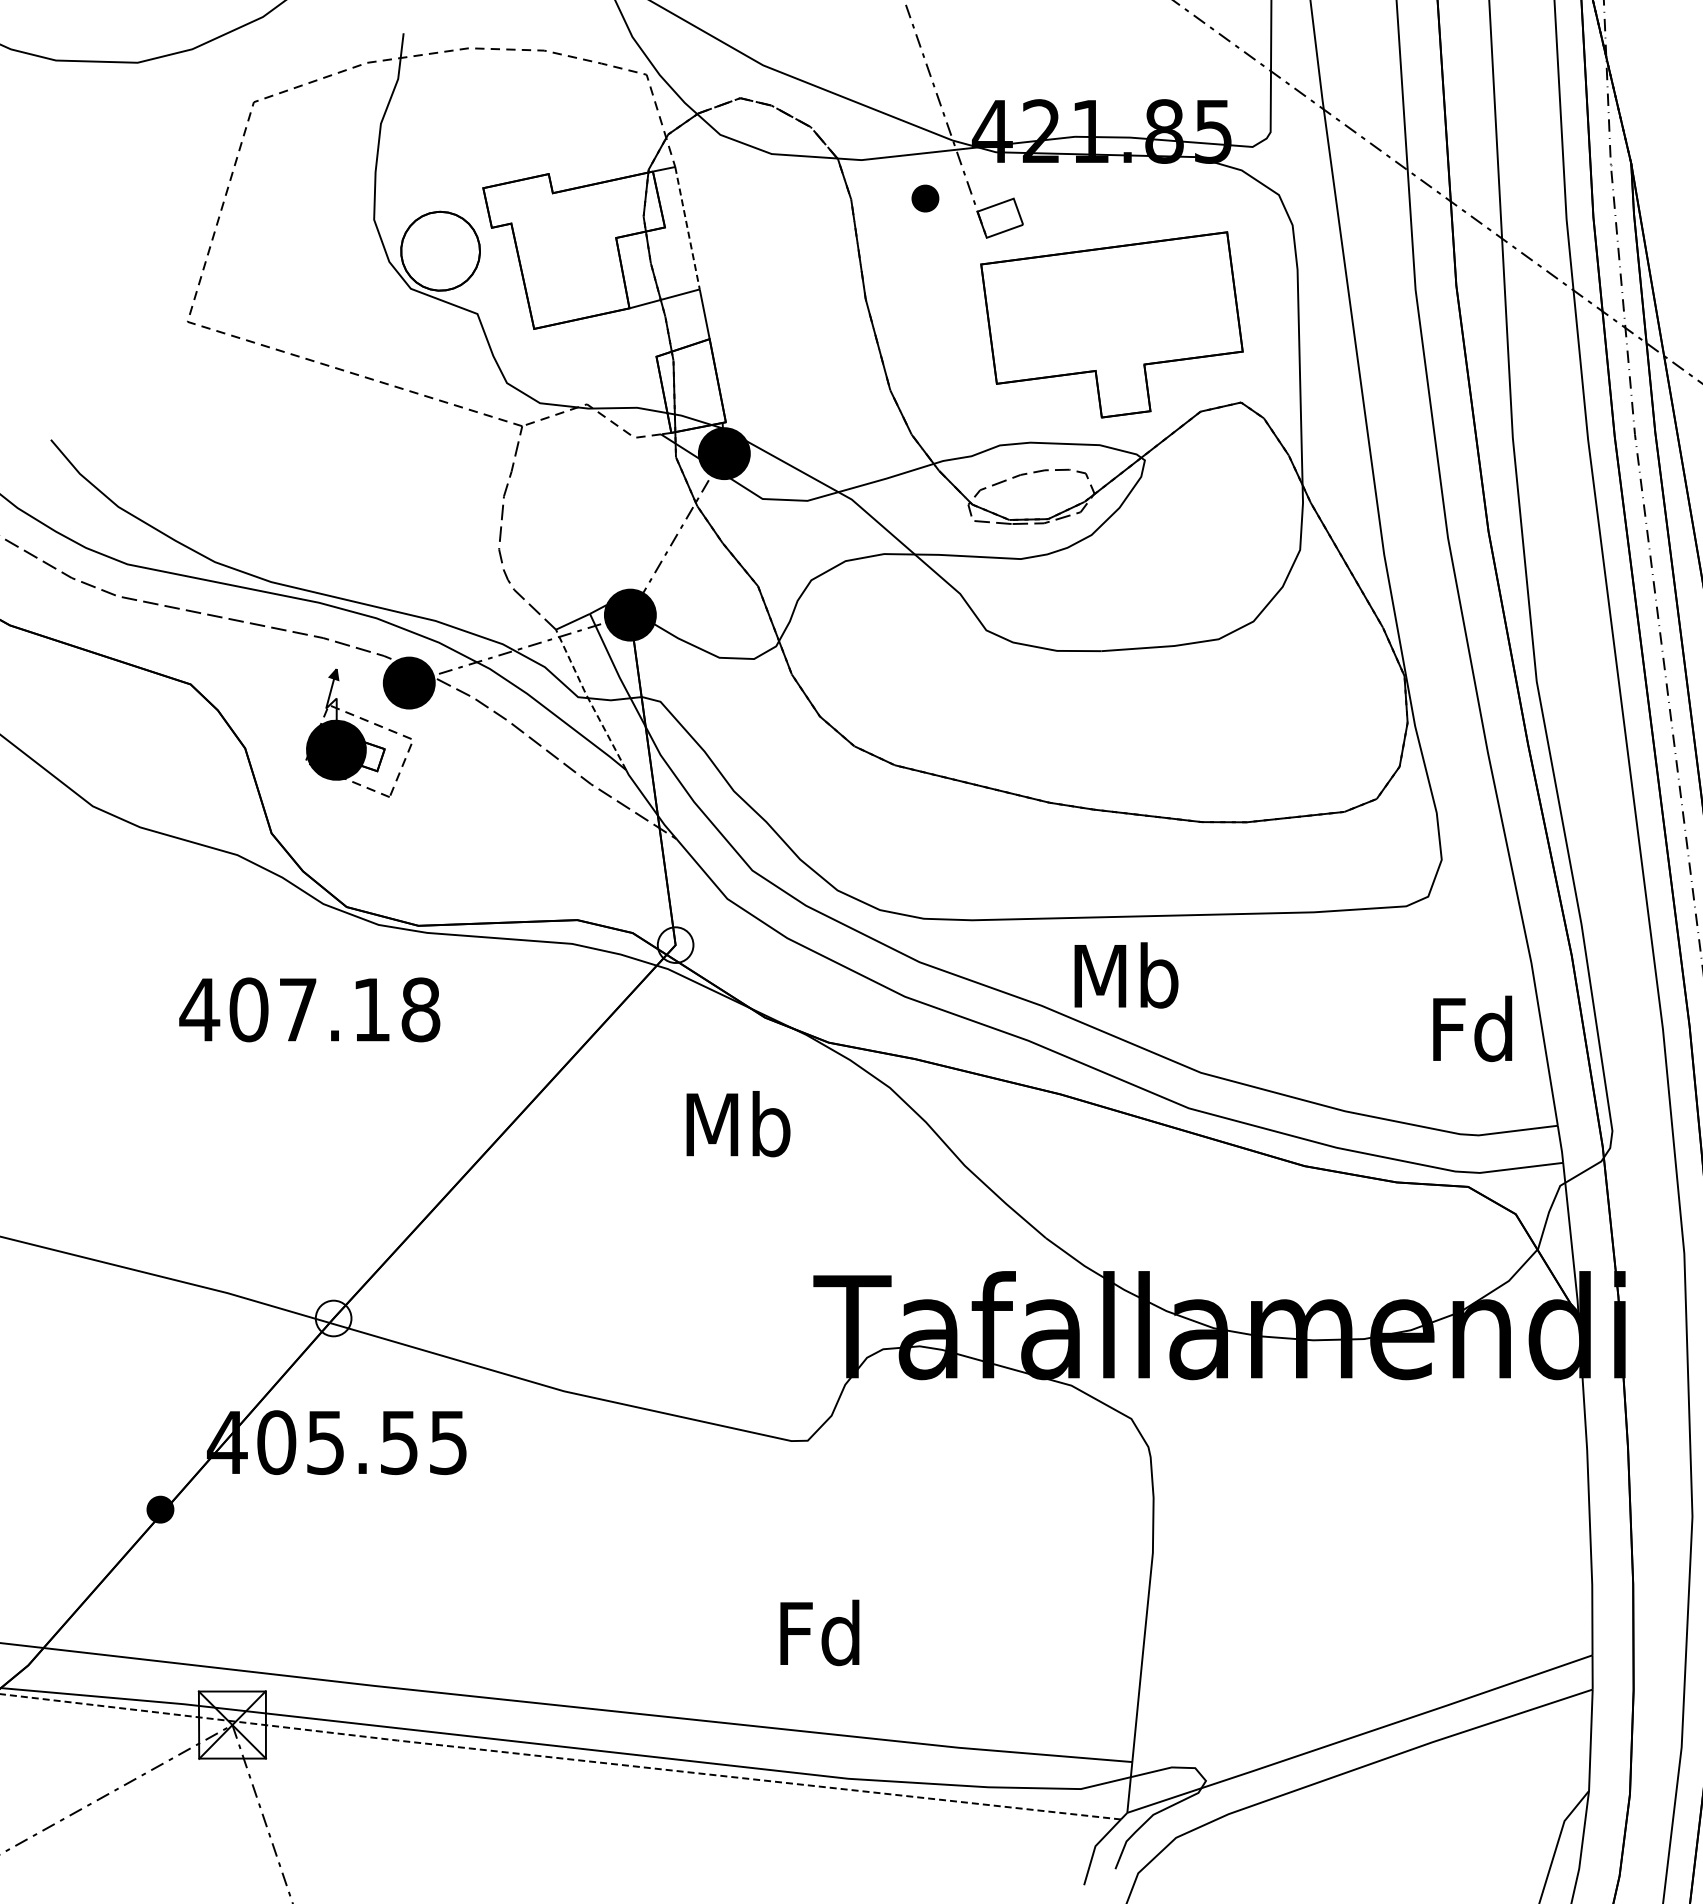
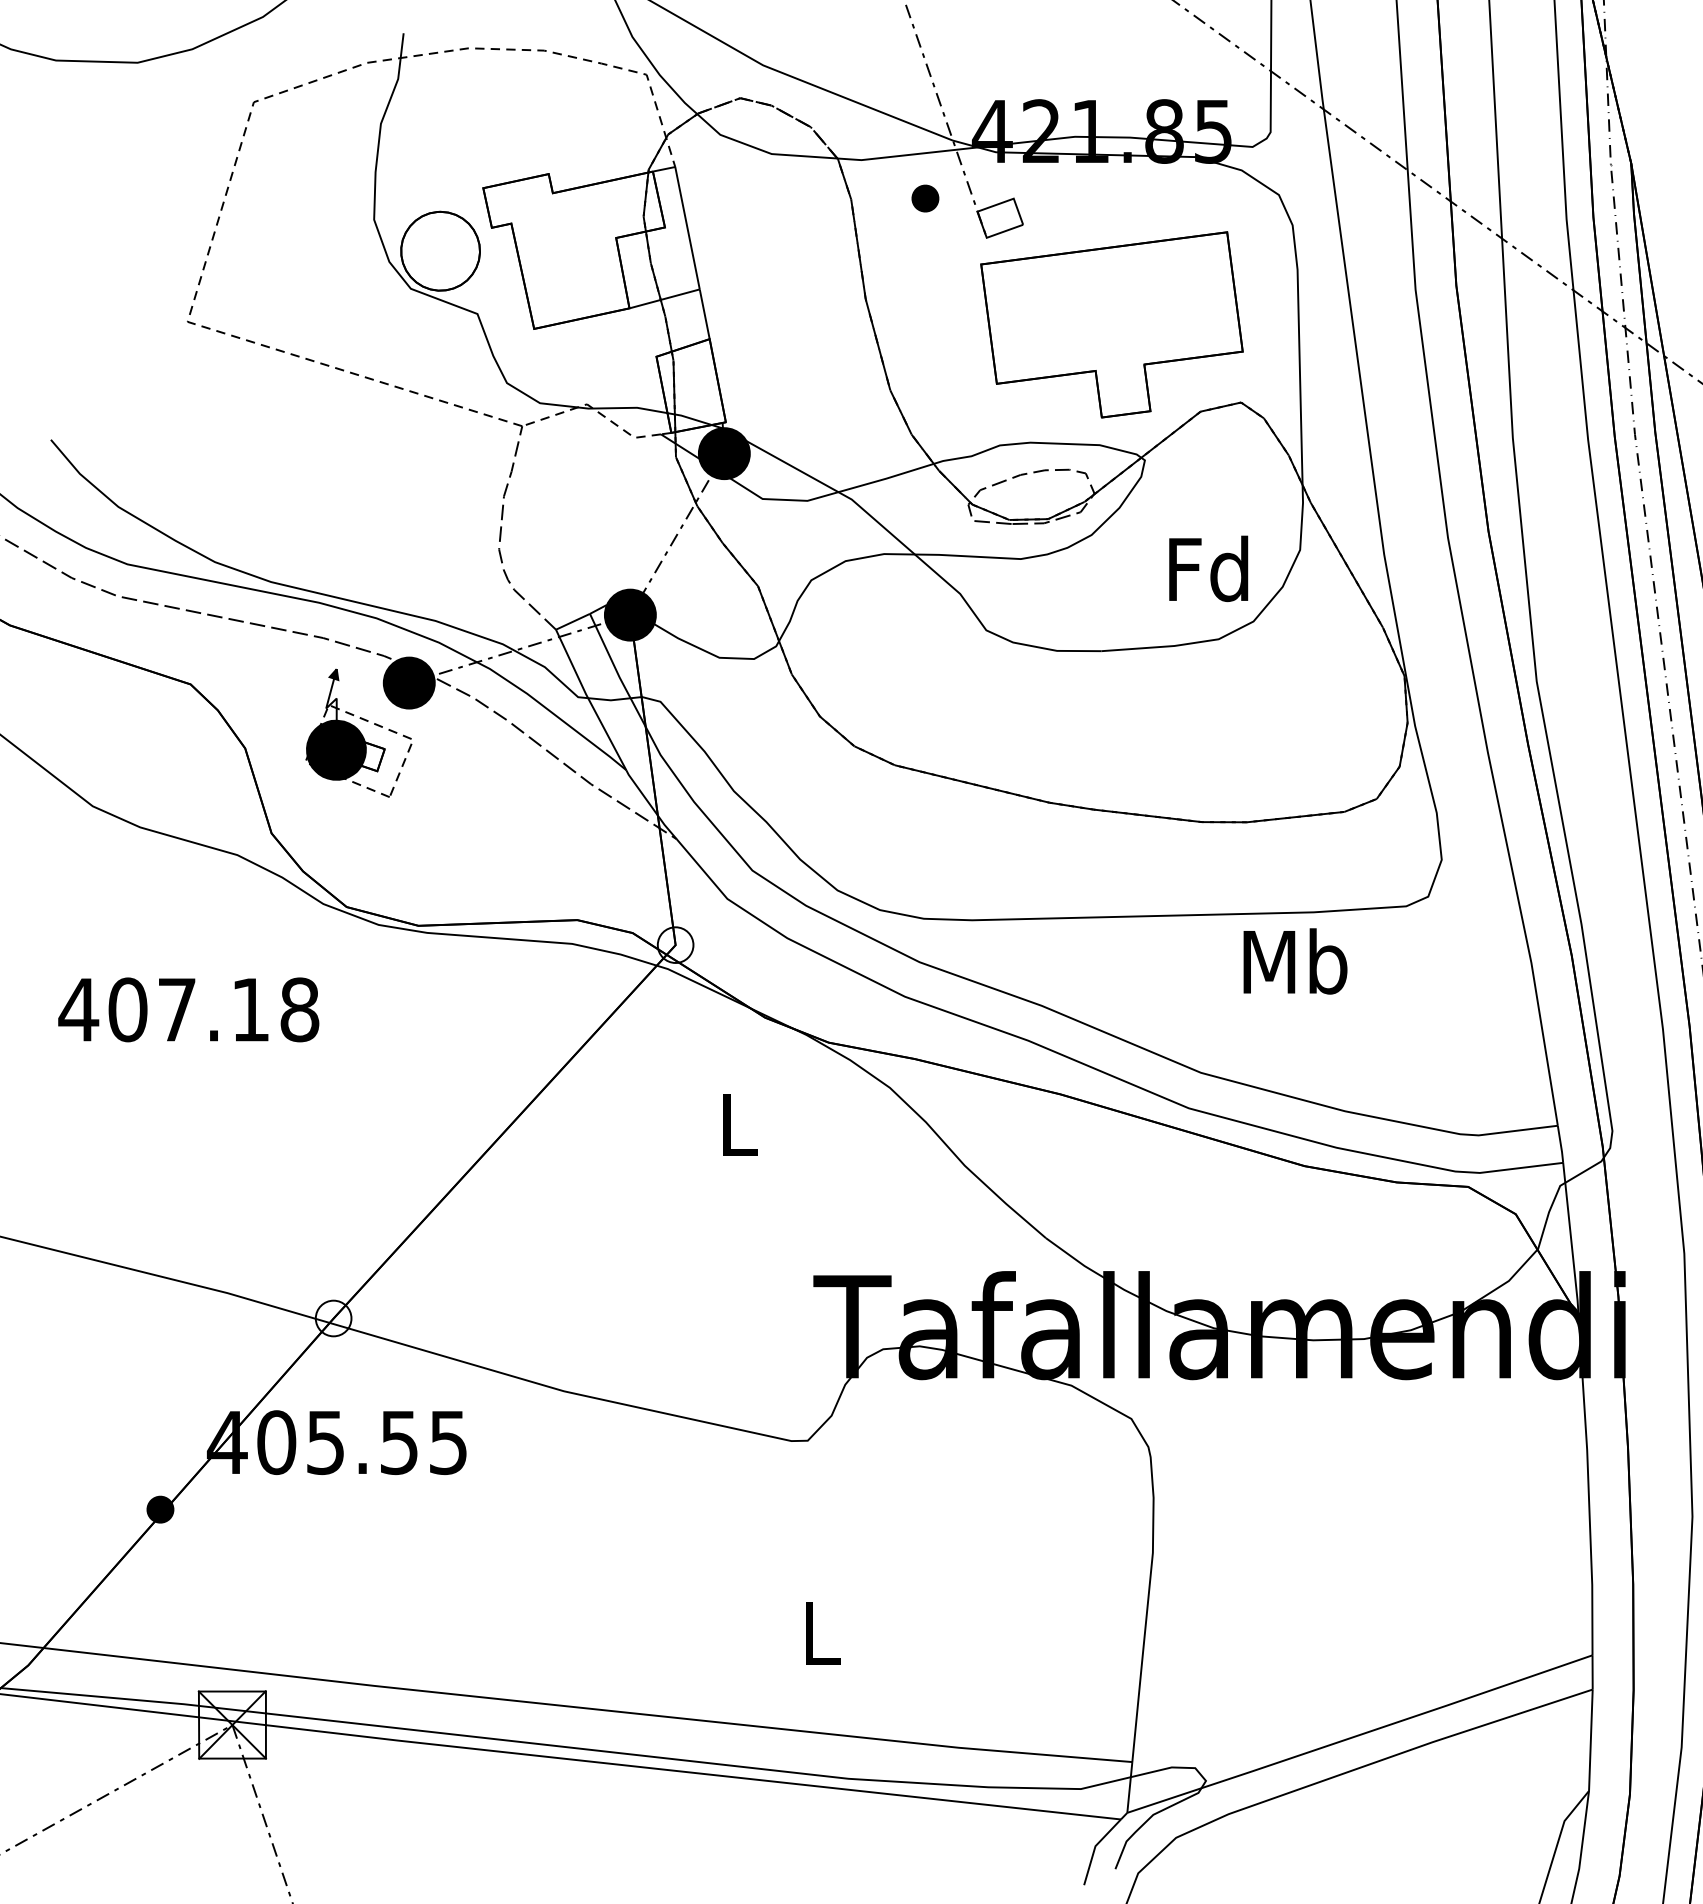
line: dashed -> solid (687, 228)
line: dashed -> solid (588, 699)
text position: (1126, 975) -> (1295, 961) (1295, 961)
text position: (309, 1009) -> (188, 1009) (188, 1009)
text position: (1472, 1028) -> (1208, 568) (1208, 568)
text: Mb -> L (738, 1124)
text: Fd -> L (819, 1632)
line: dashed -> solid (559, 1758)
